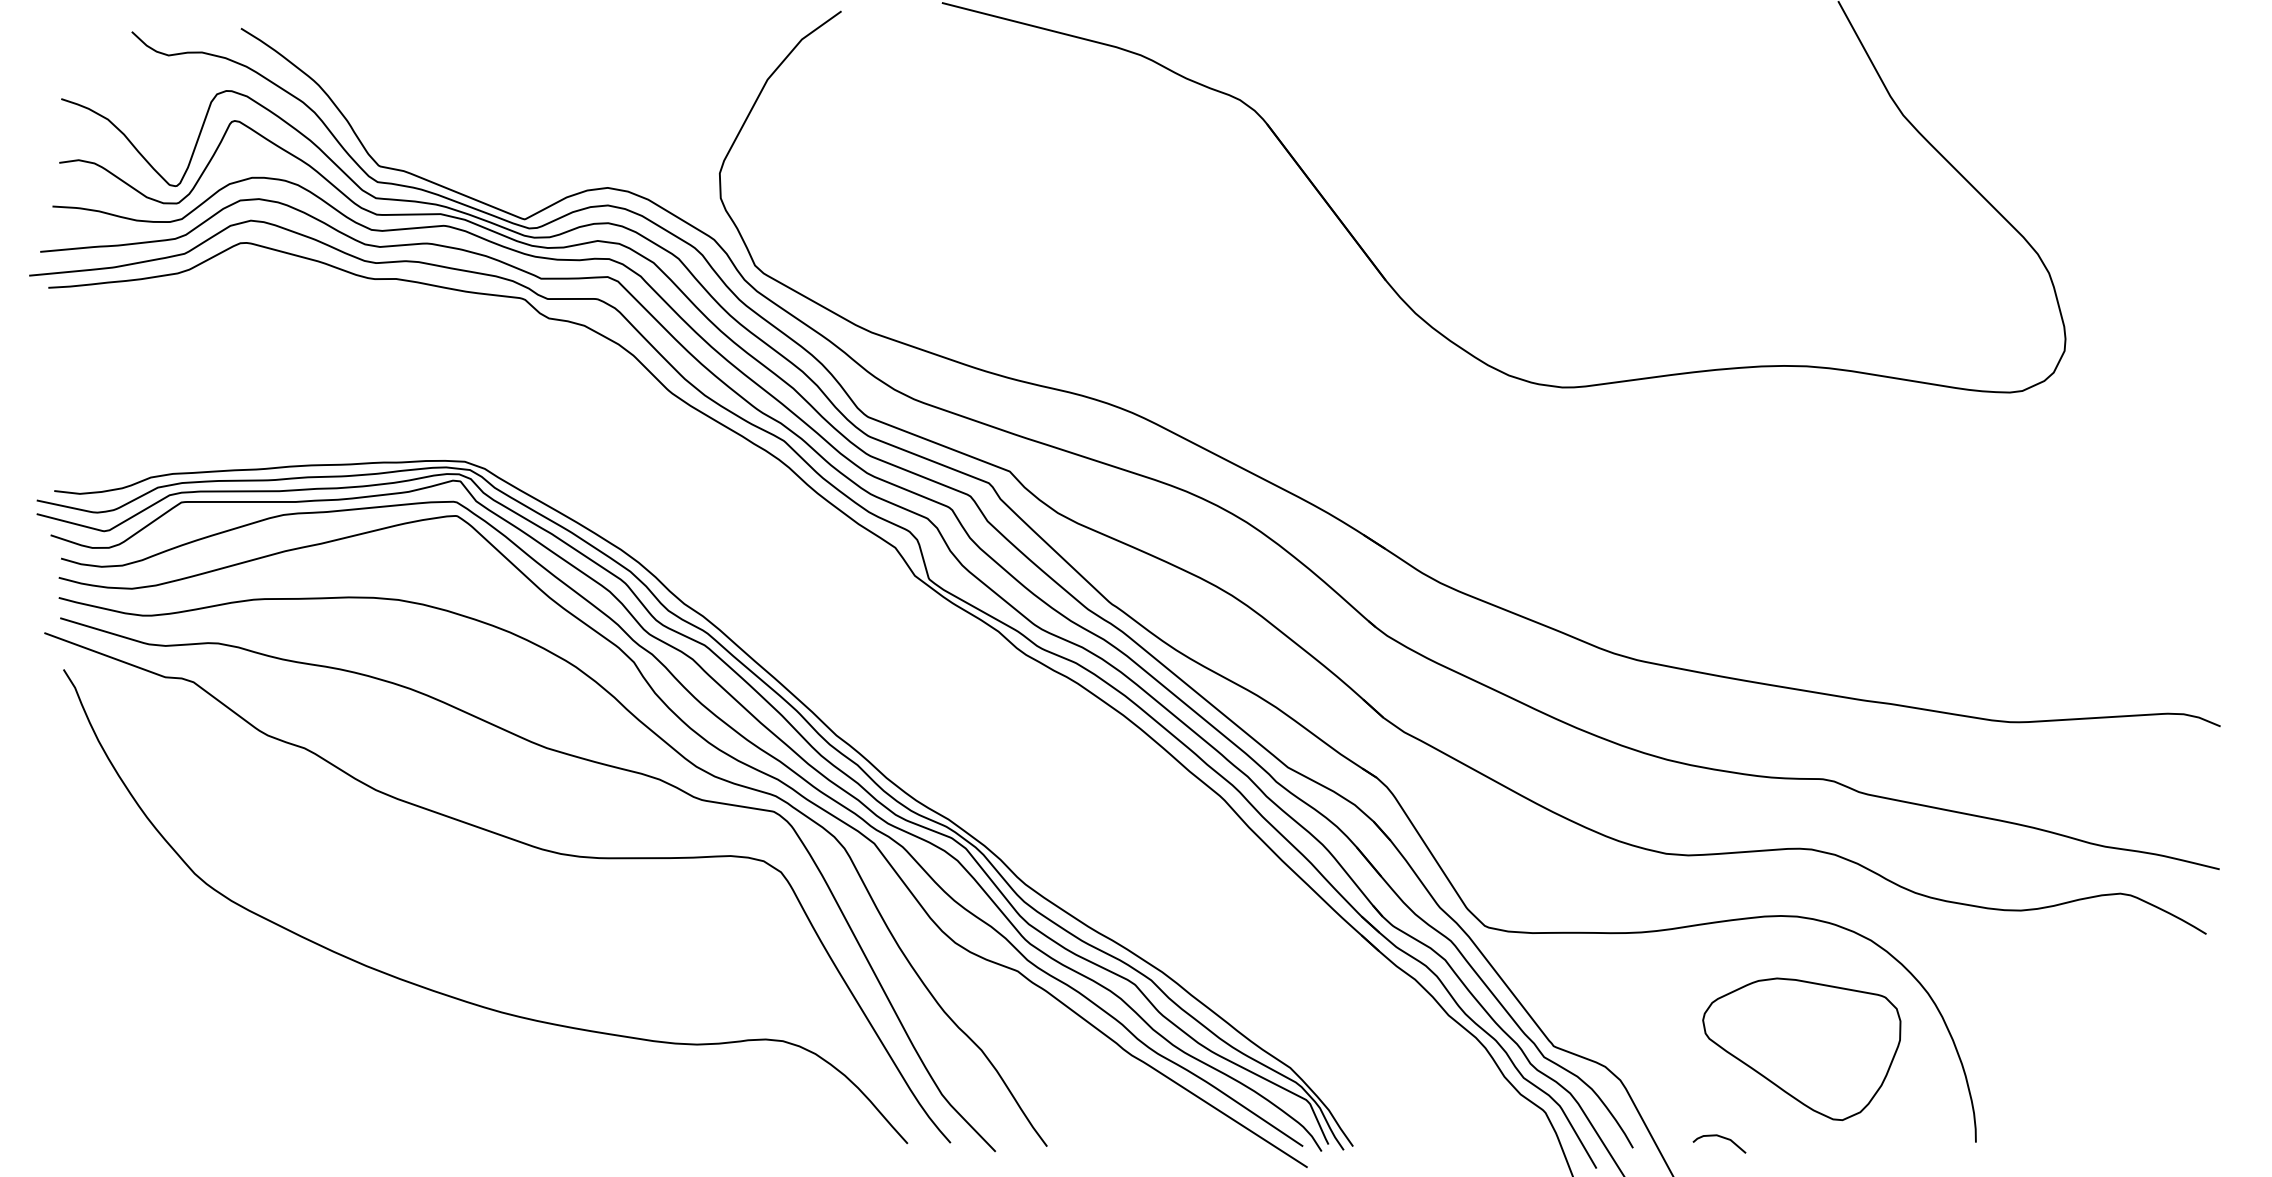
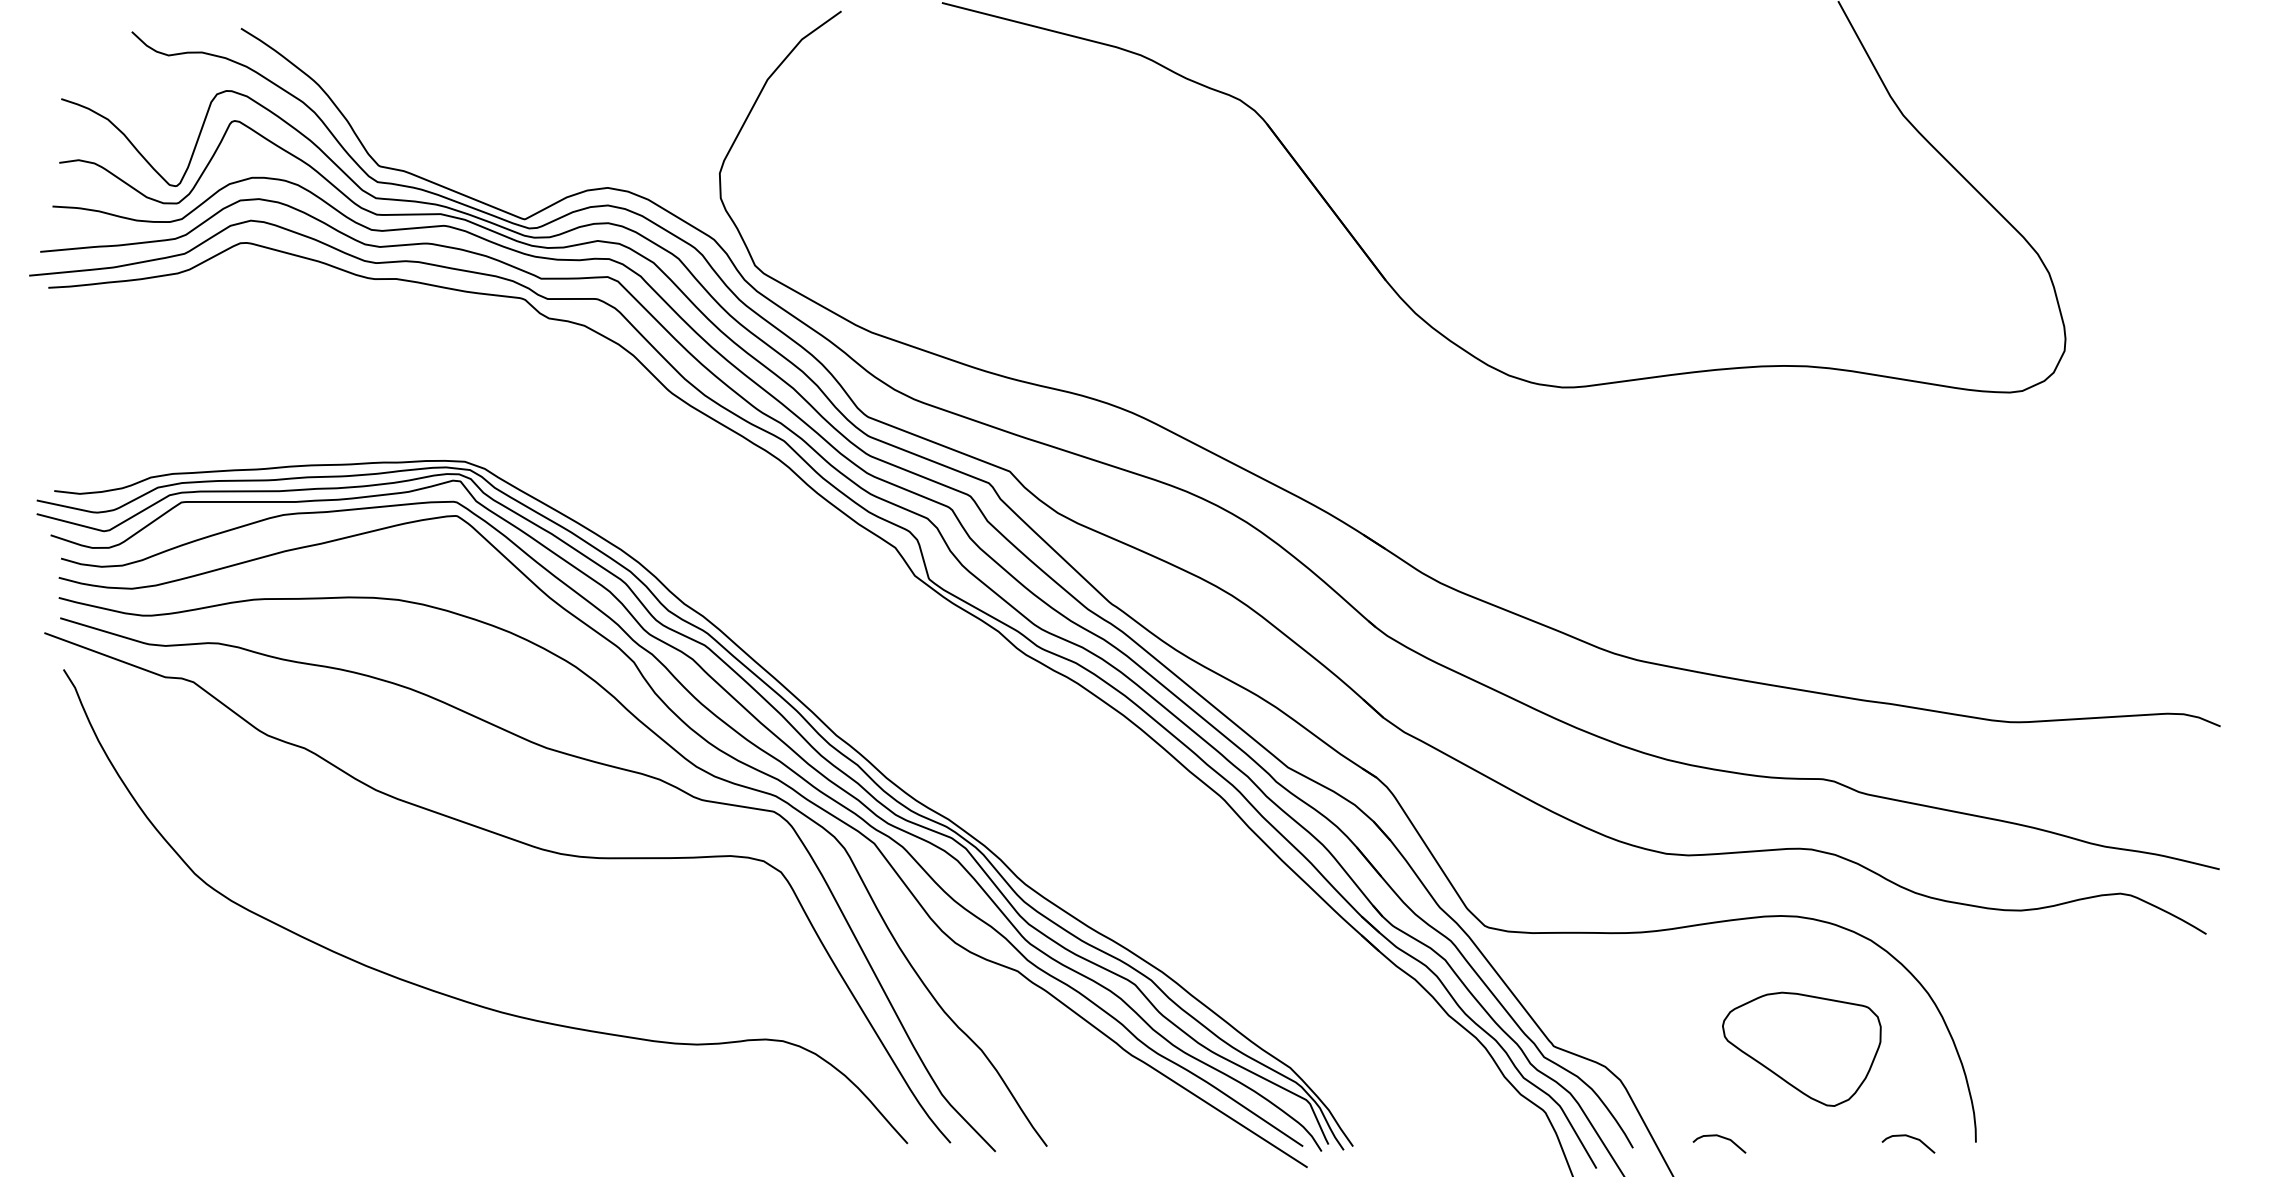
part size: 200x145 px -> 160x116 px (1801, 1048)
curve: none -> present (1911, 1138)
